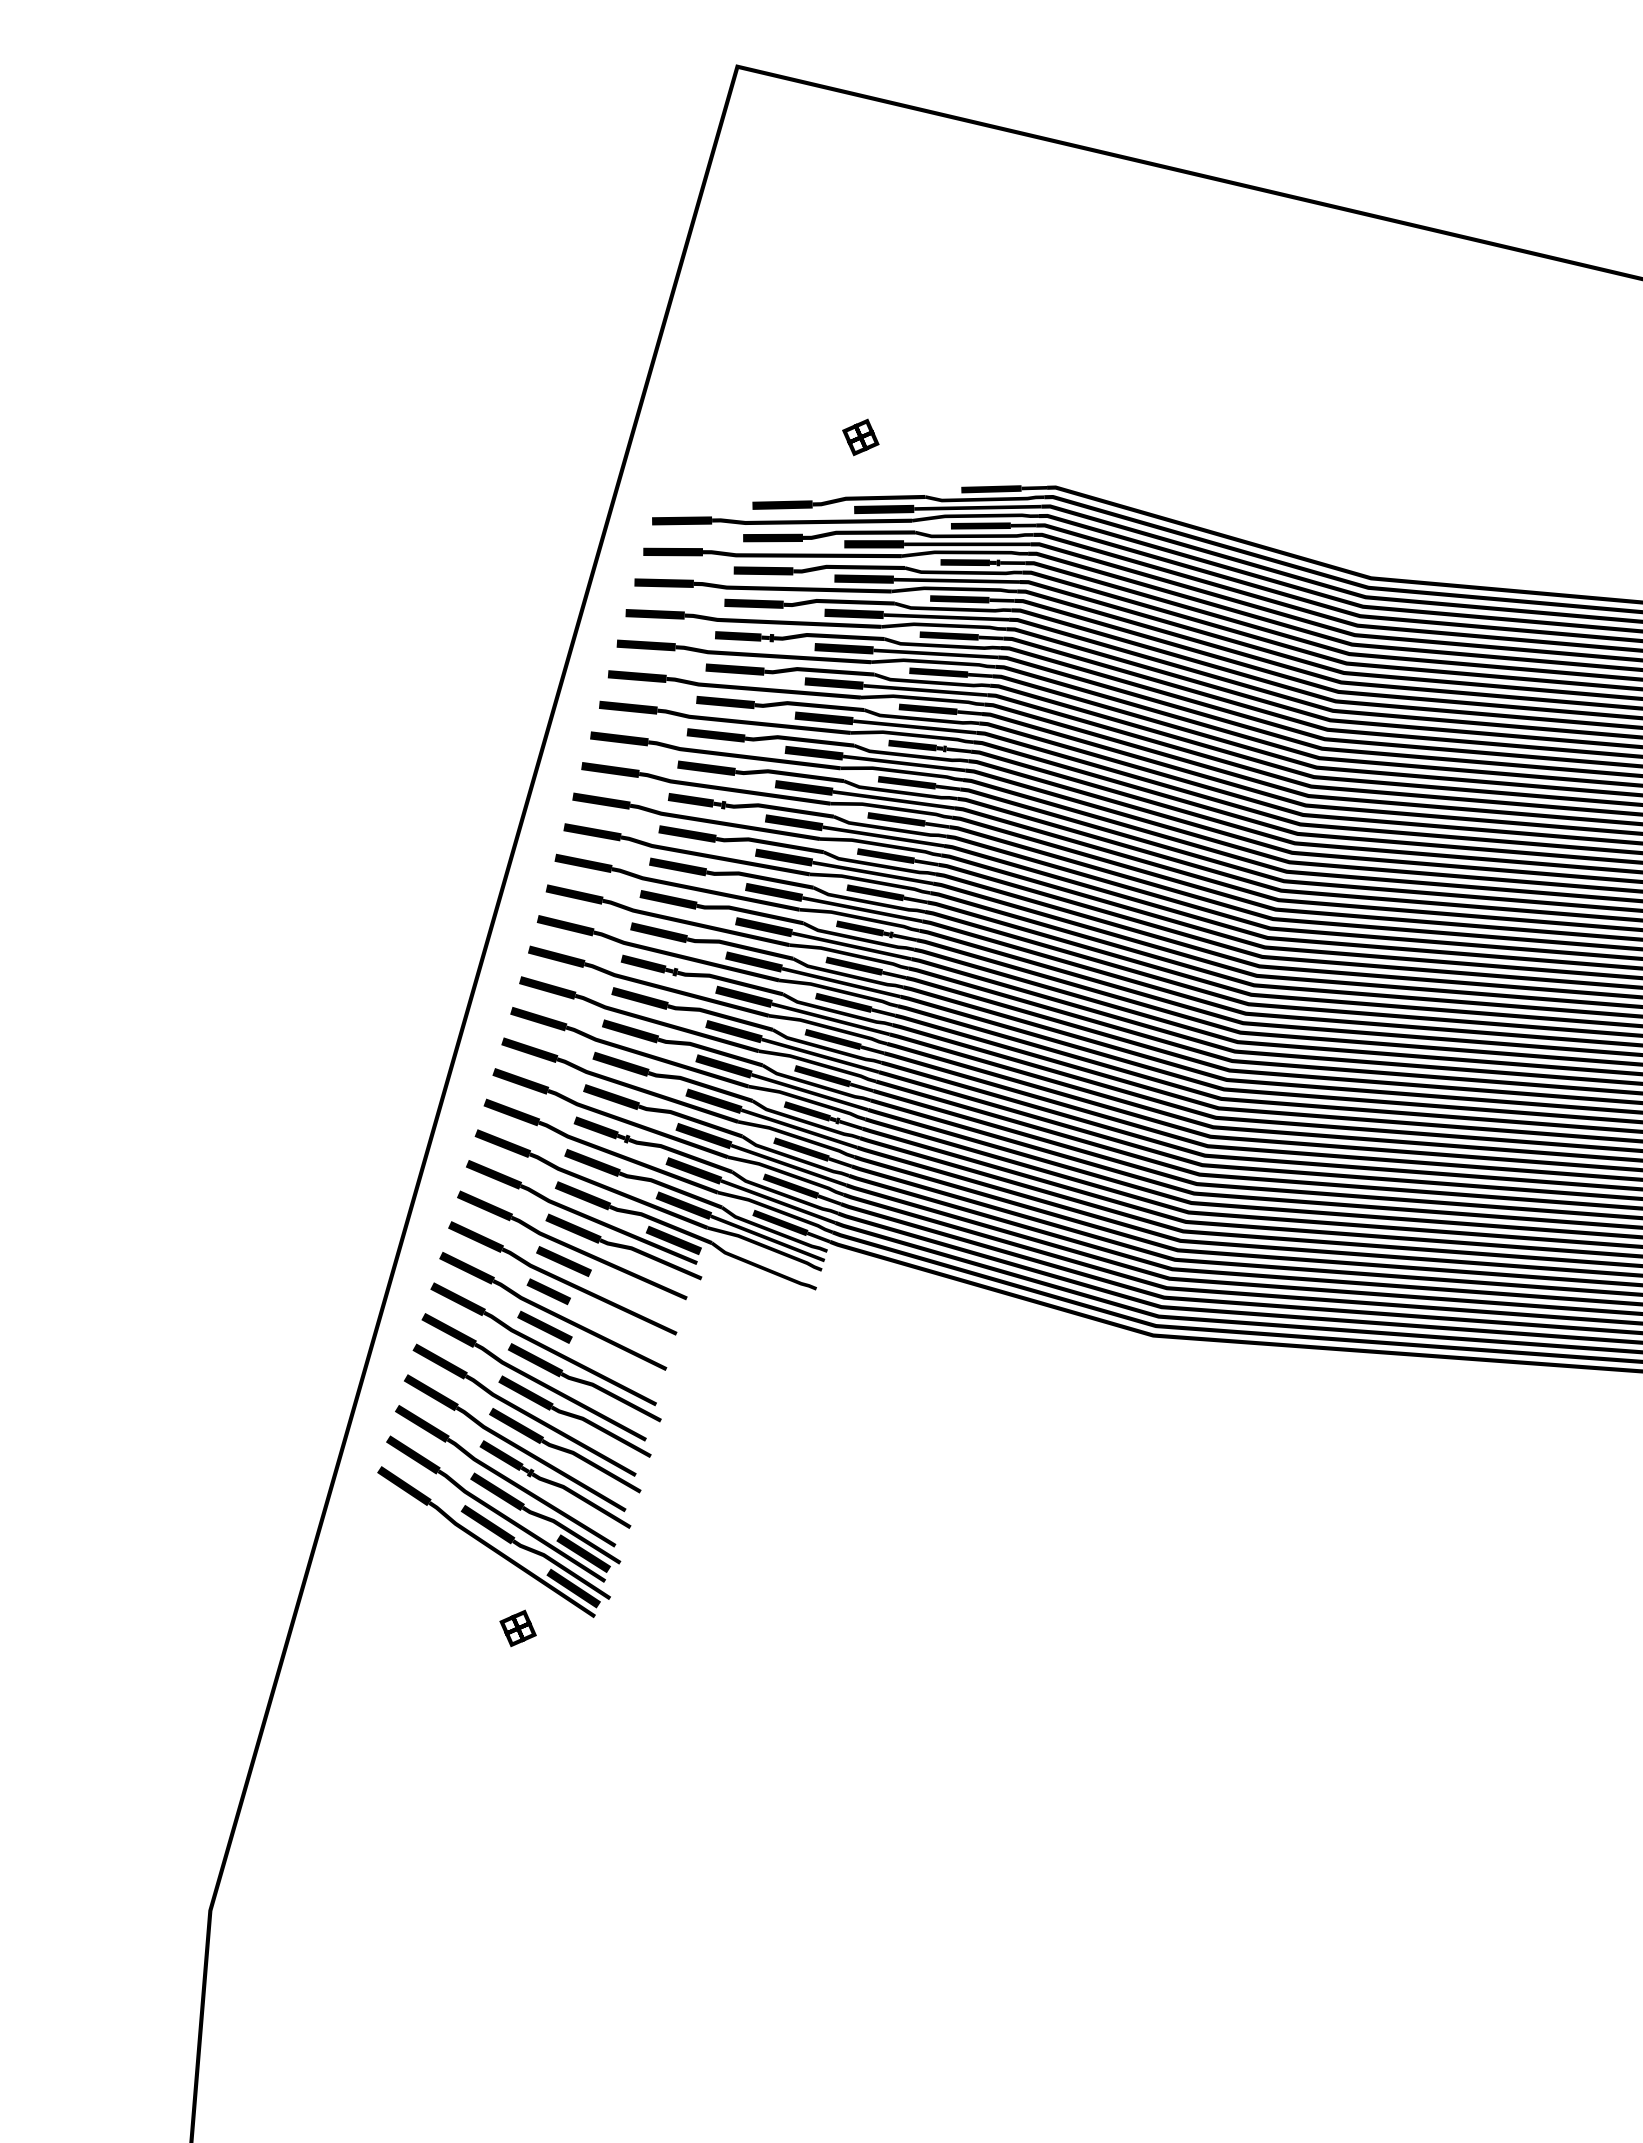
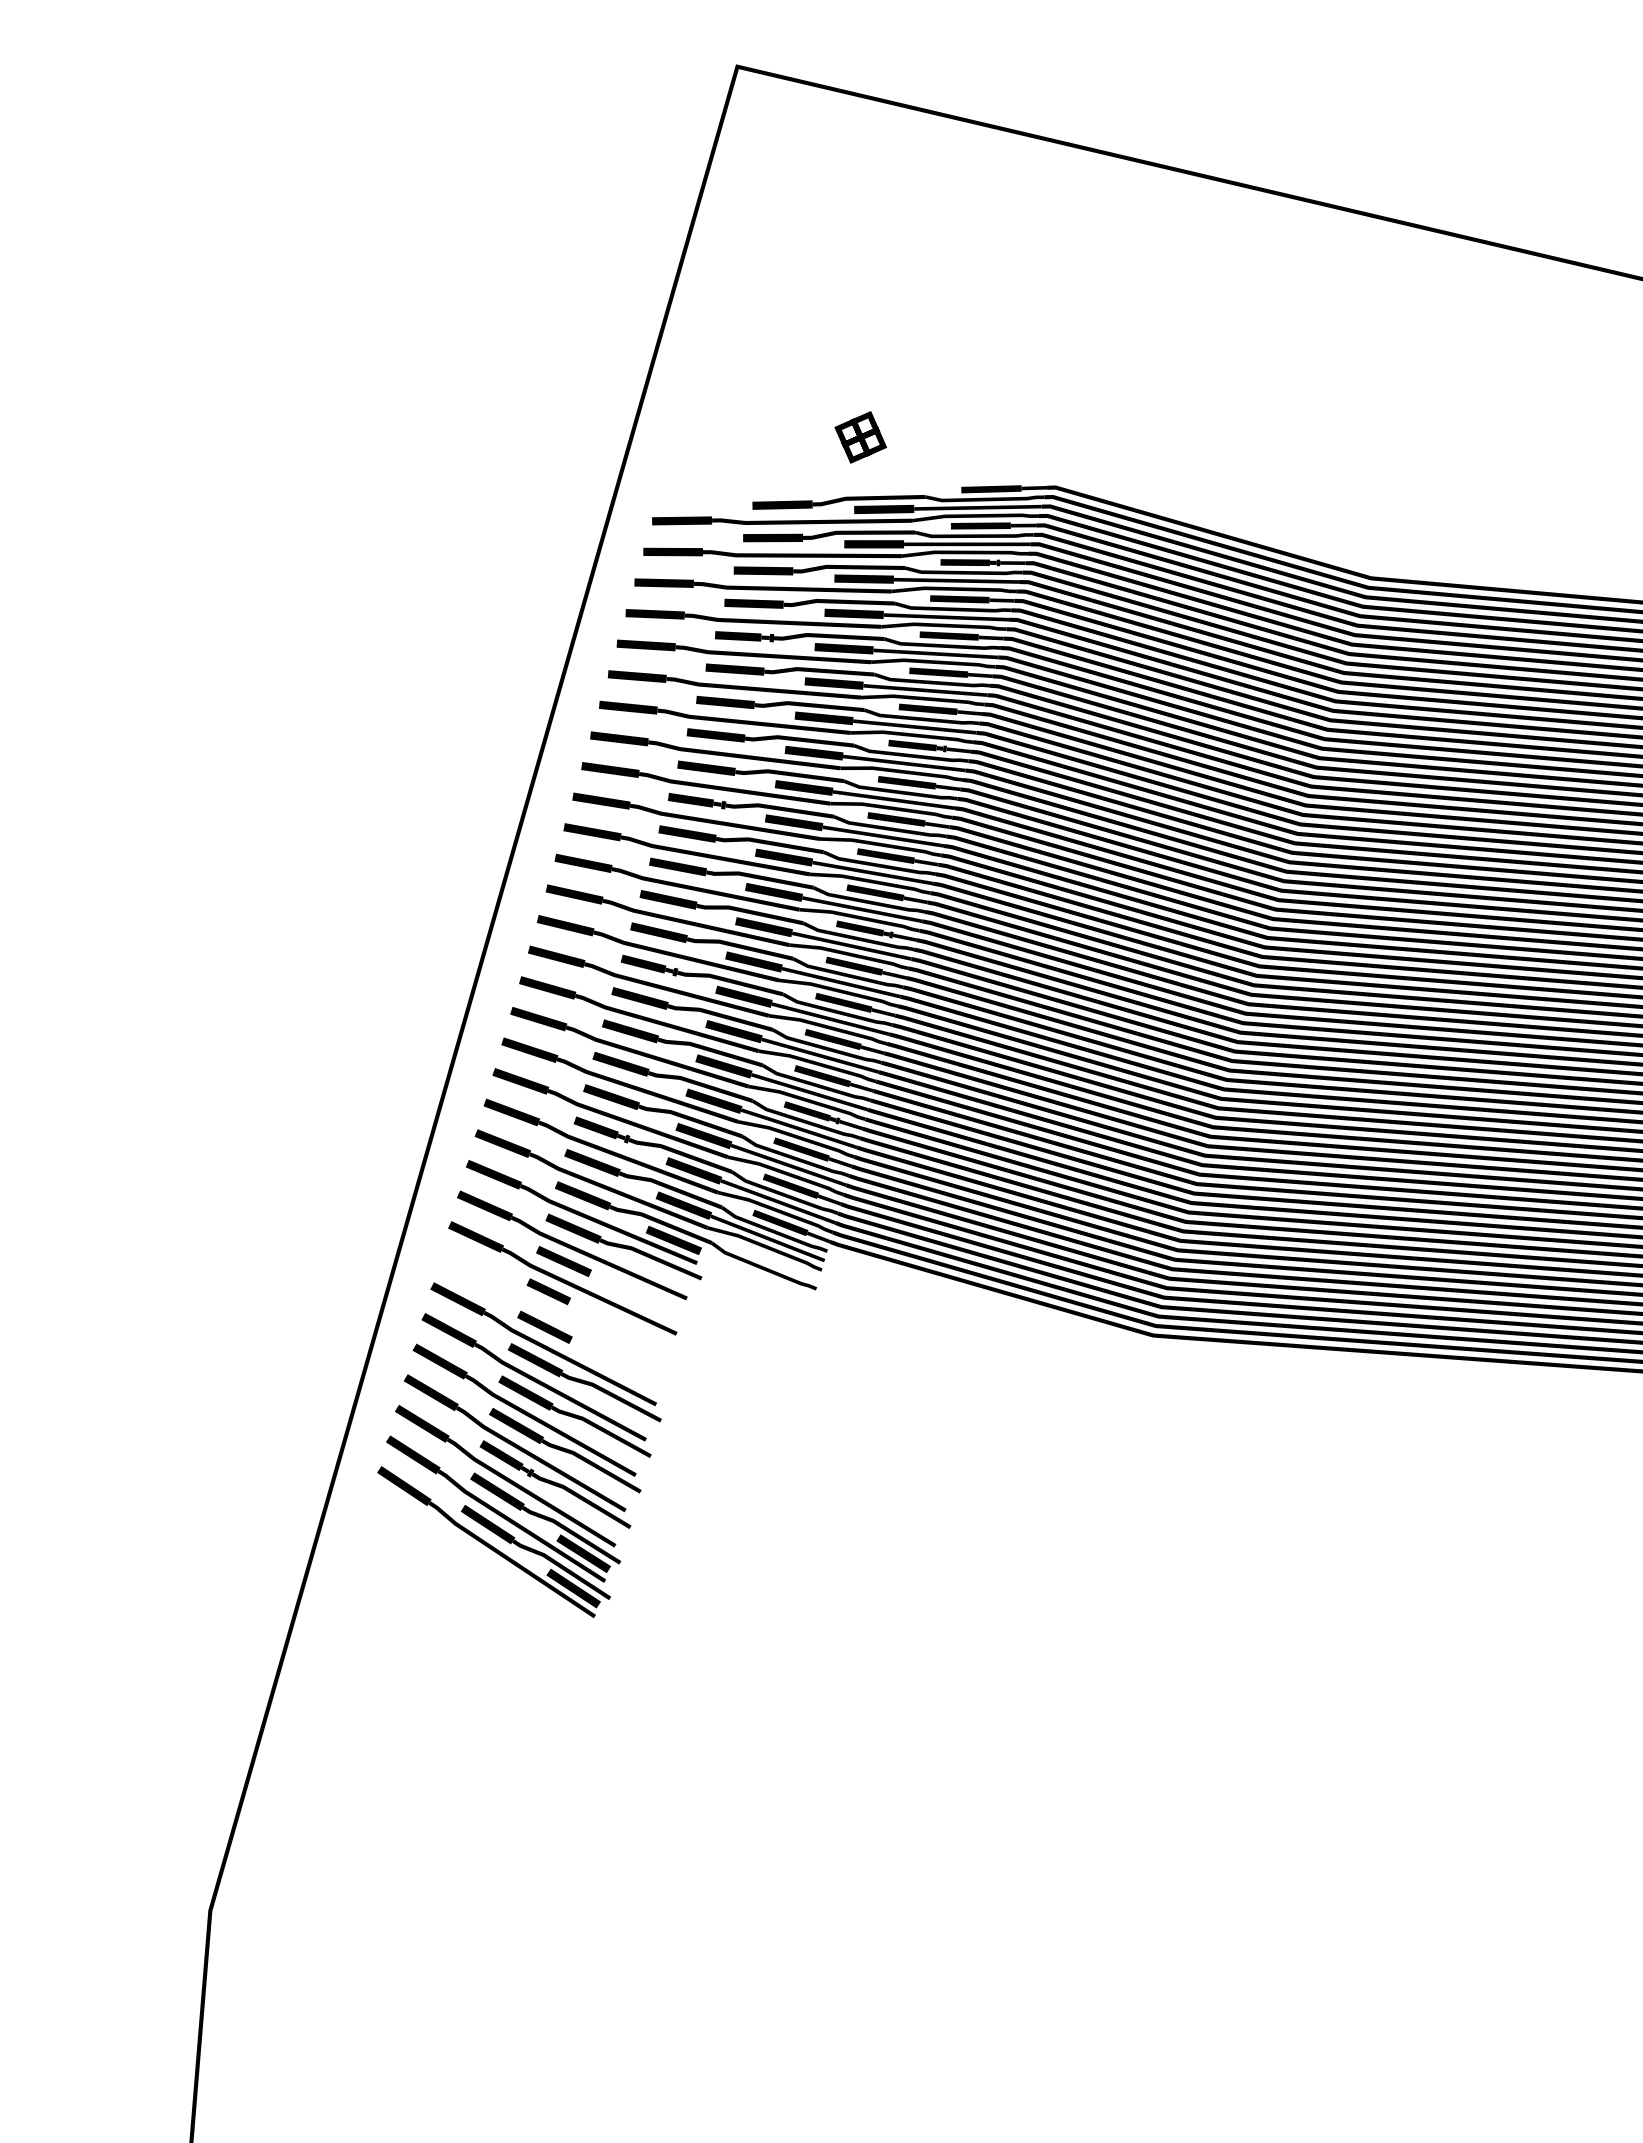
part size: 38x39 px -> 54x53 px (860, 437)
part: present -> none (553, 1311)
part: present -> none (517, 1627)
